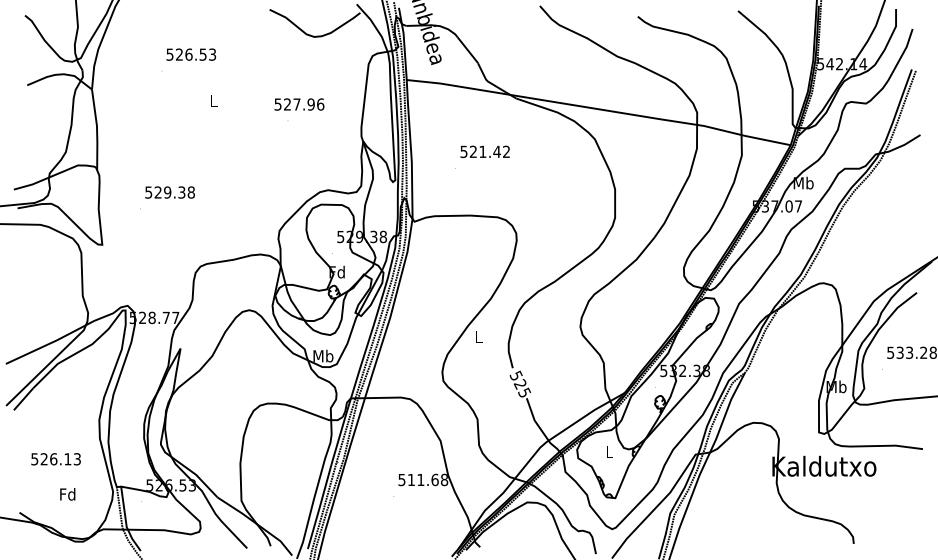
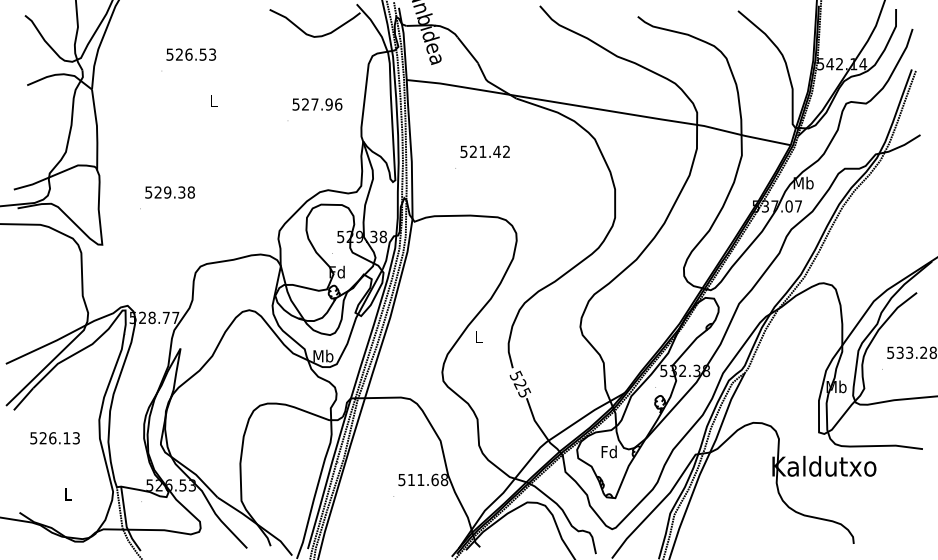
text position: (299, 104) -> (317, 104) (317, 104)
text: L -> Fd (608, 451)
text position: (55, 459) -> (54, 438) (54, 438)
text: Fd -> L (67, 494)
